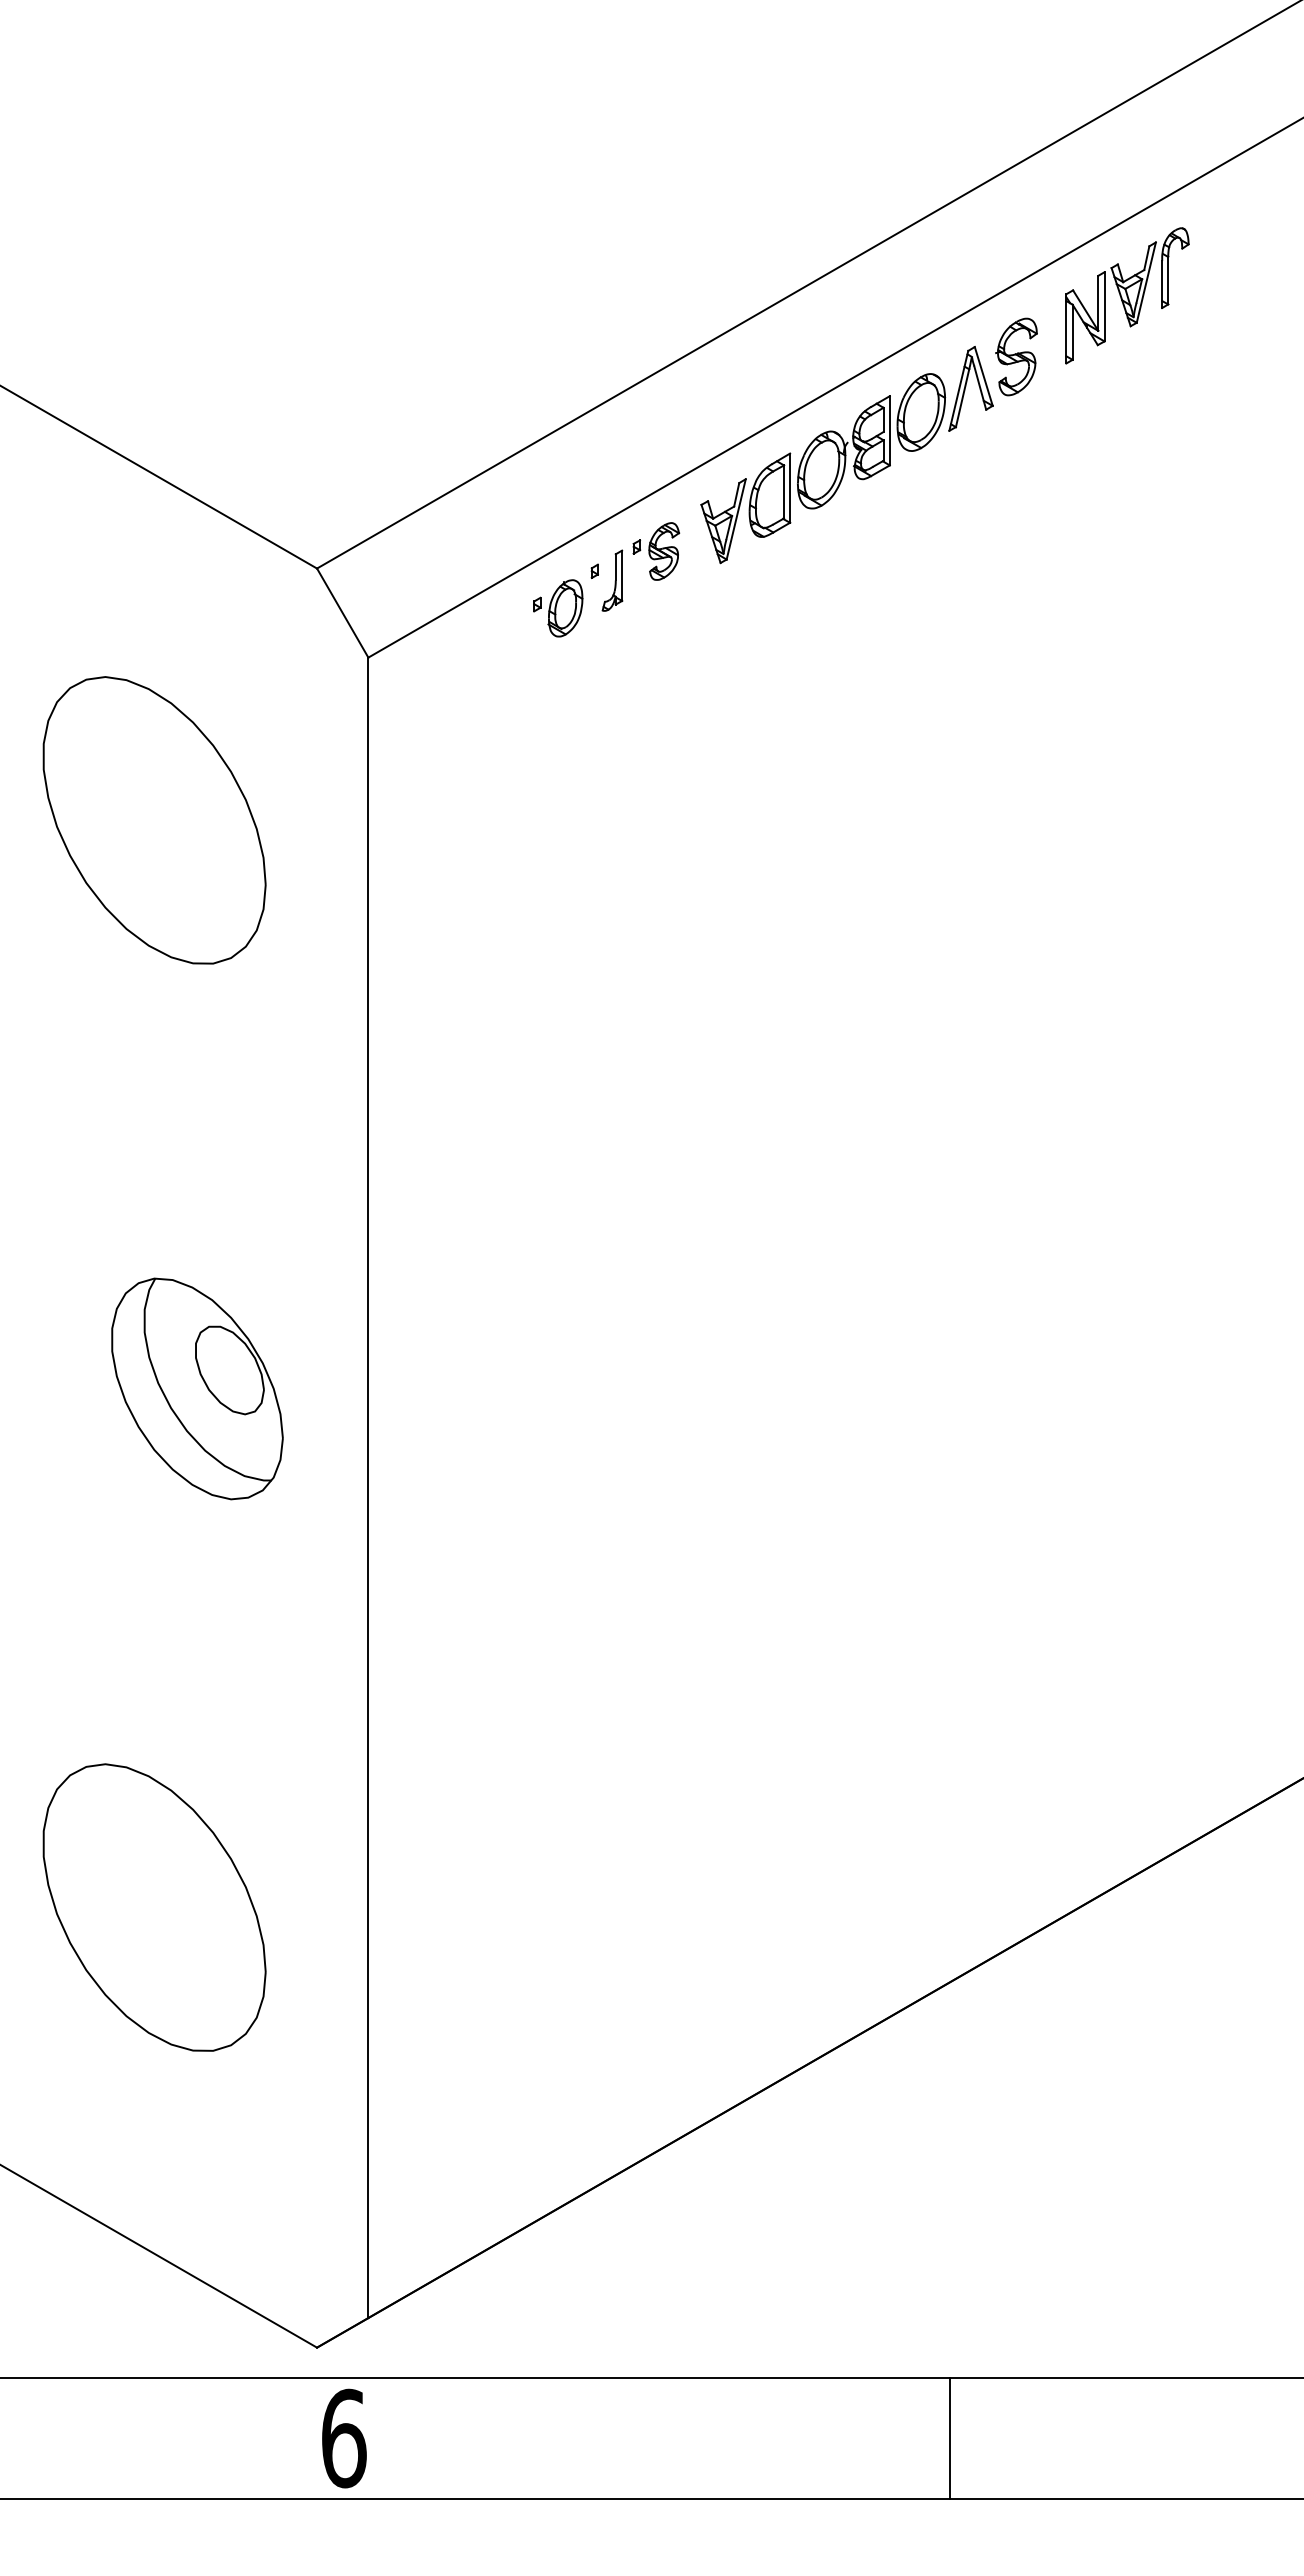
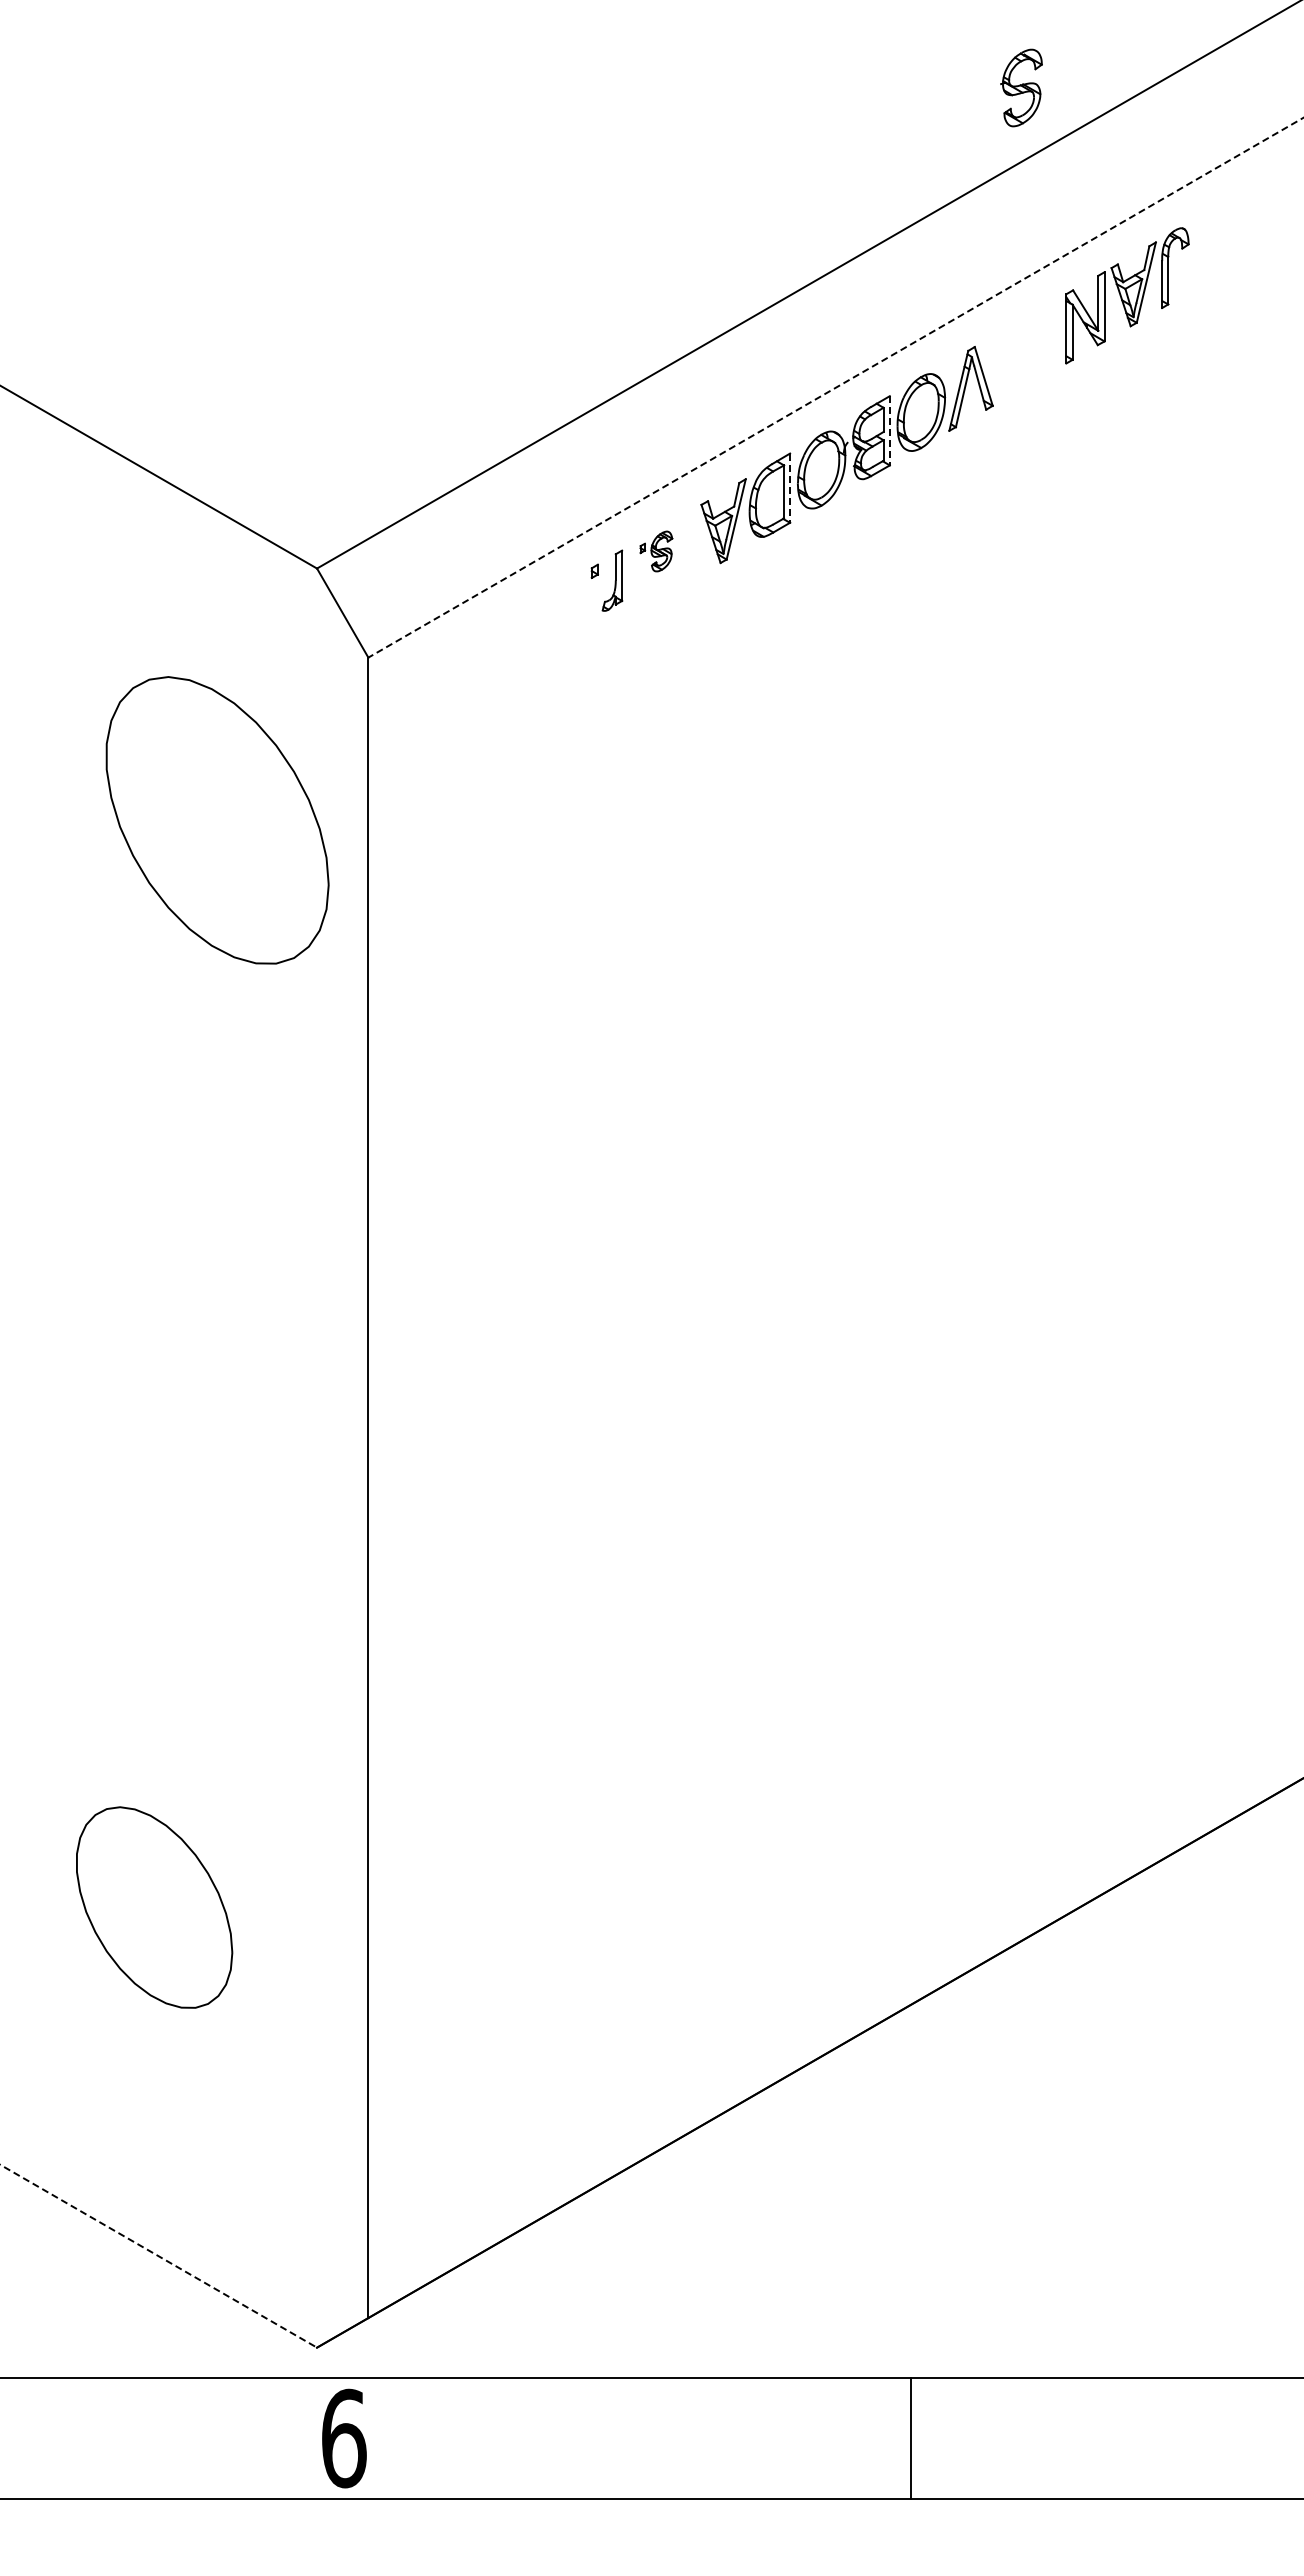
part position: (1016, 356) -> (1021, 87) (1021, 87)
line: solid -> dashed (835, 387)
line: solid -> dashed (889, 430)
line: solid -> dashed (790, 488)
part size: 49x59 px -> 35x43 px (656, 551)
part: present -> none (558, 608)
part position: (154, 820) -> (217, 820) (217, 820)
part: present -> none (197, 1388)
part size: 225x289 px -> 158x203 px (154, 1907)
line: solid -> dashed (158, 2256)
line position: (950, 2437) -> (911, 2437) (911, 2437)
